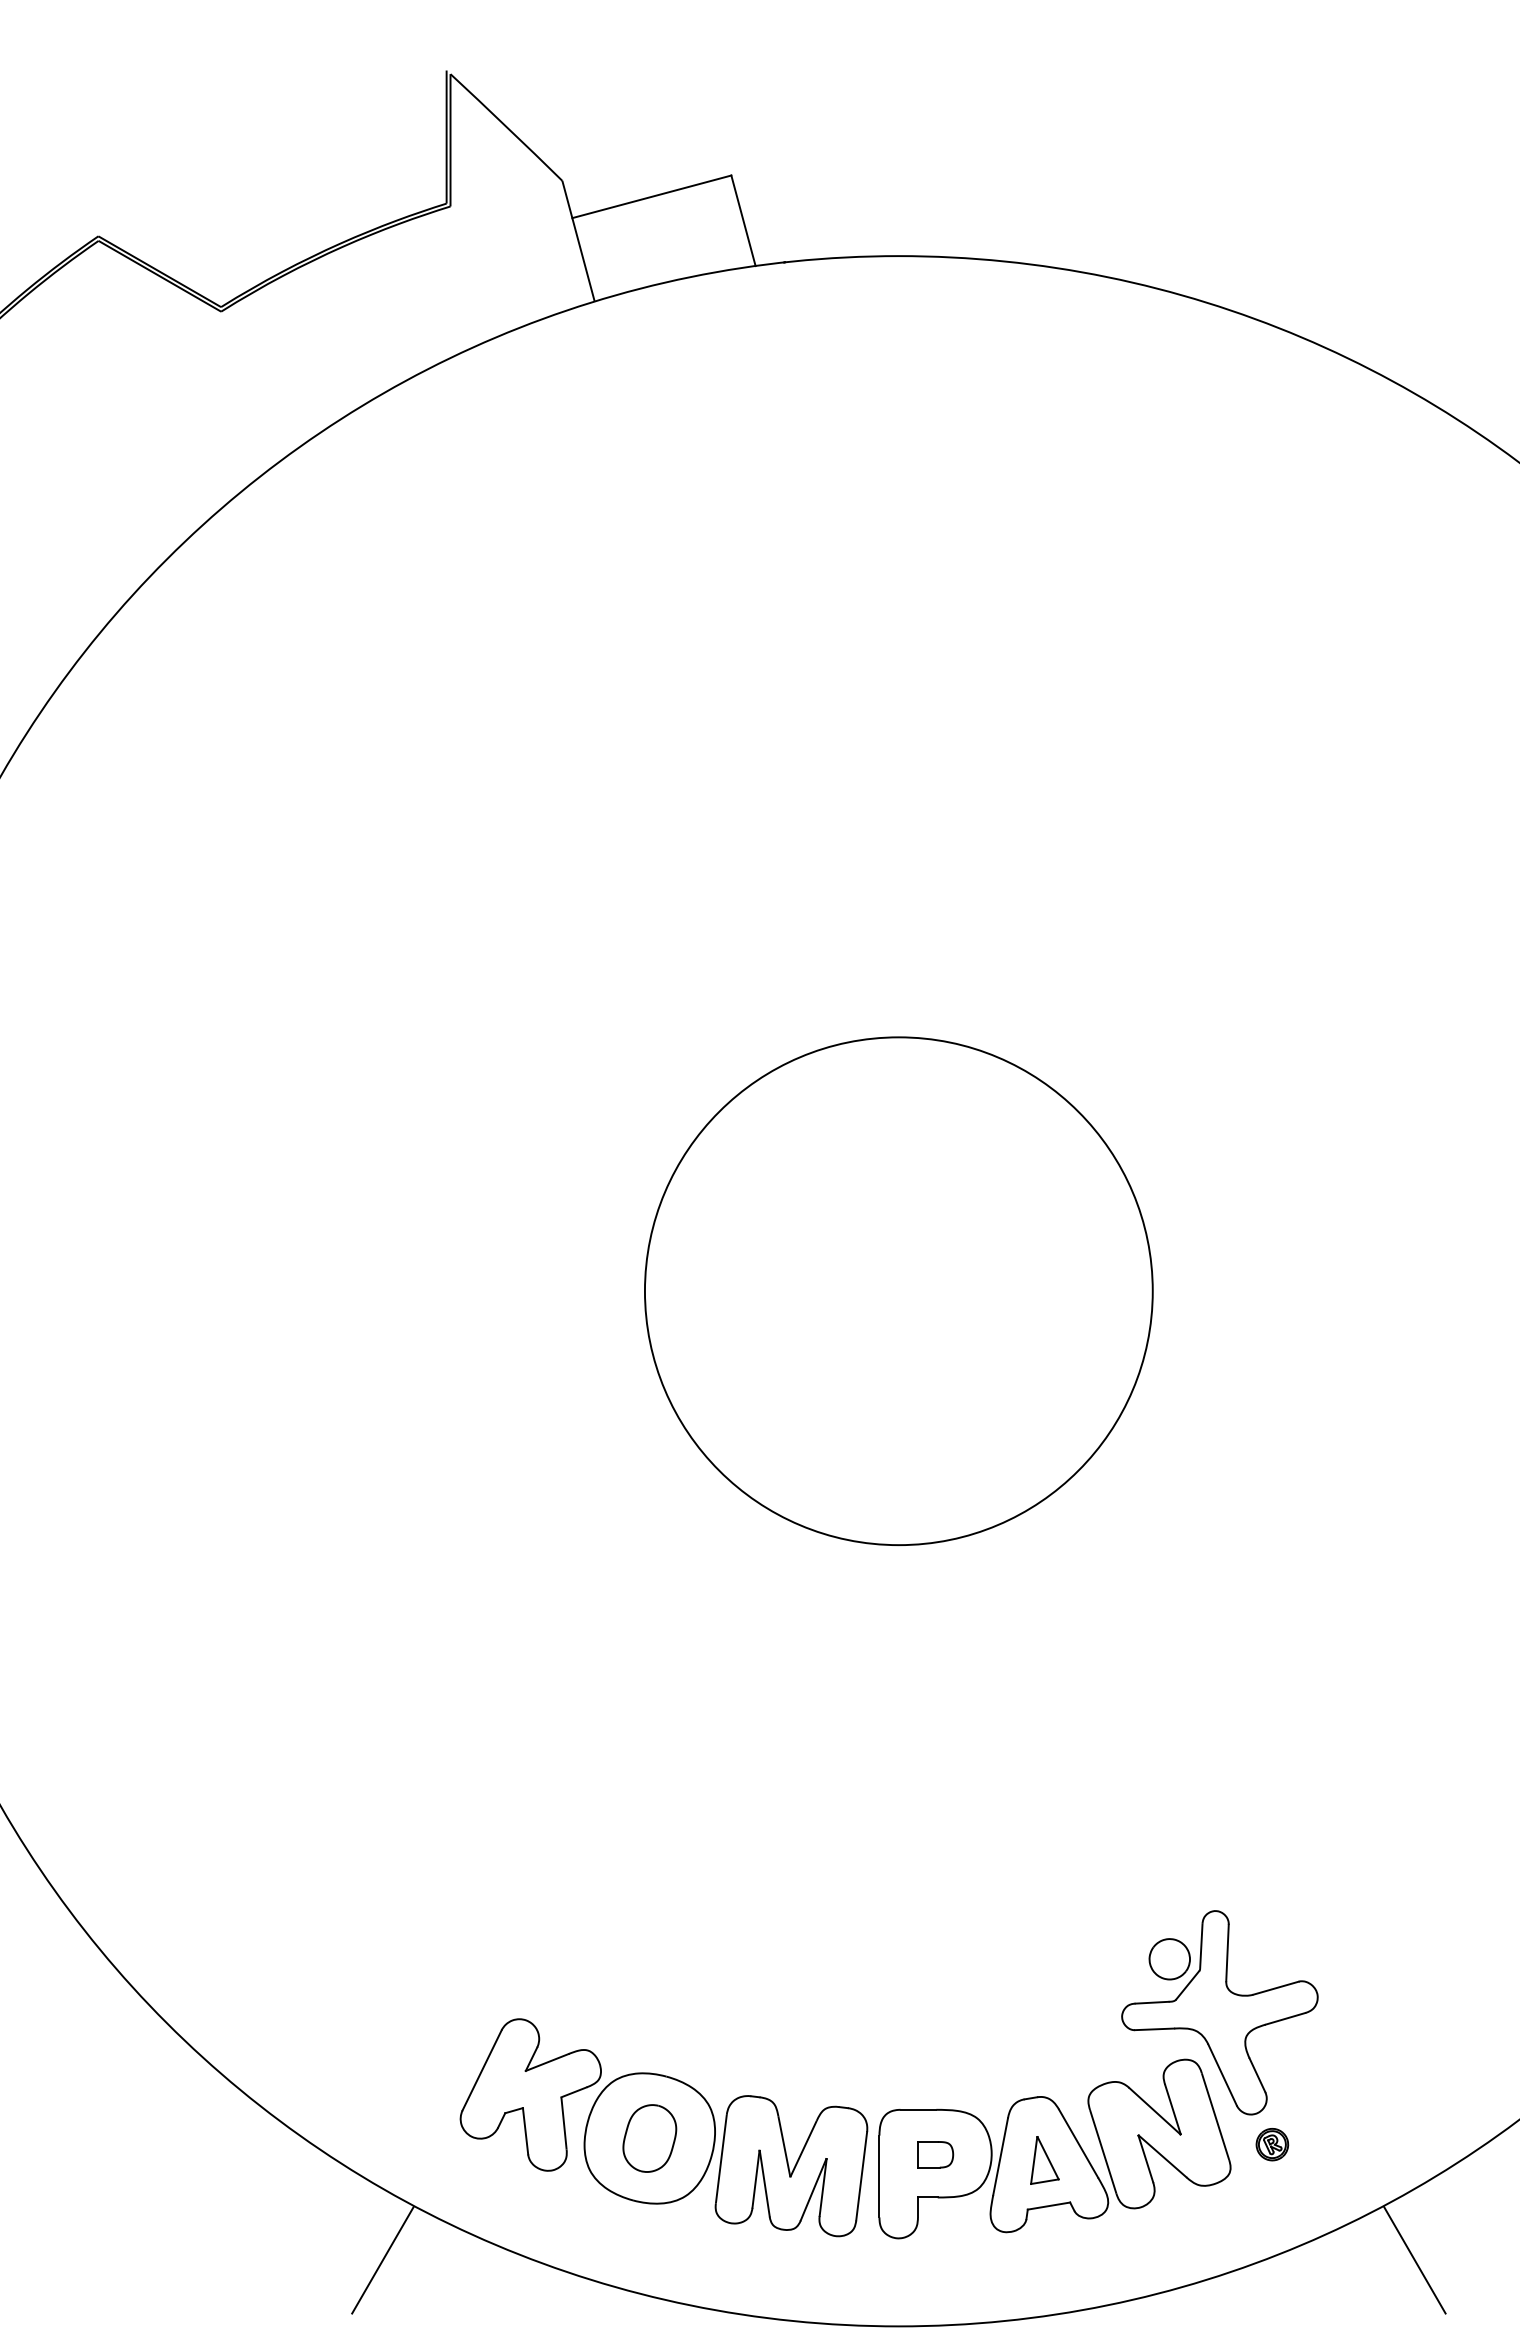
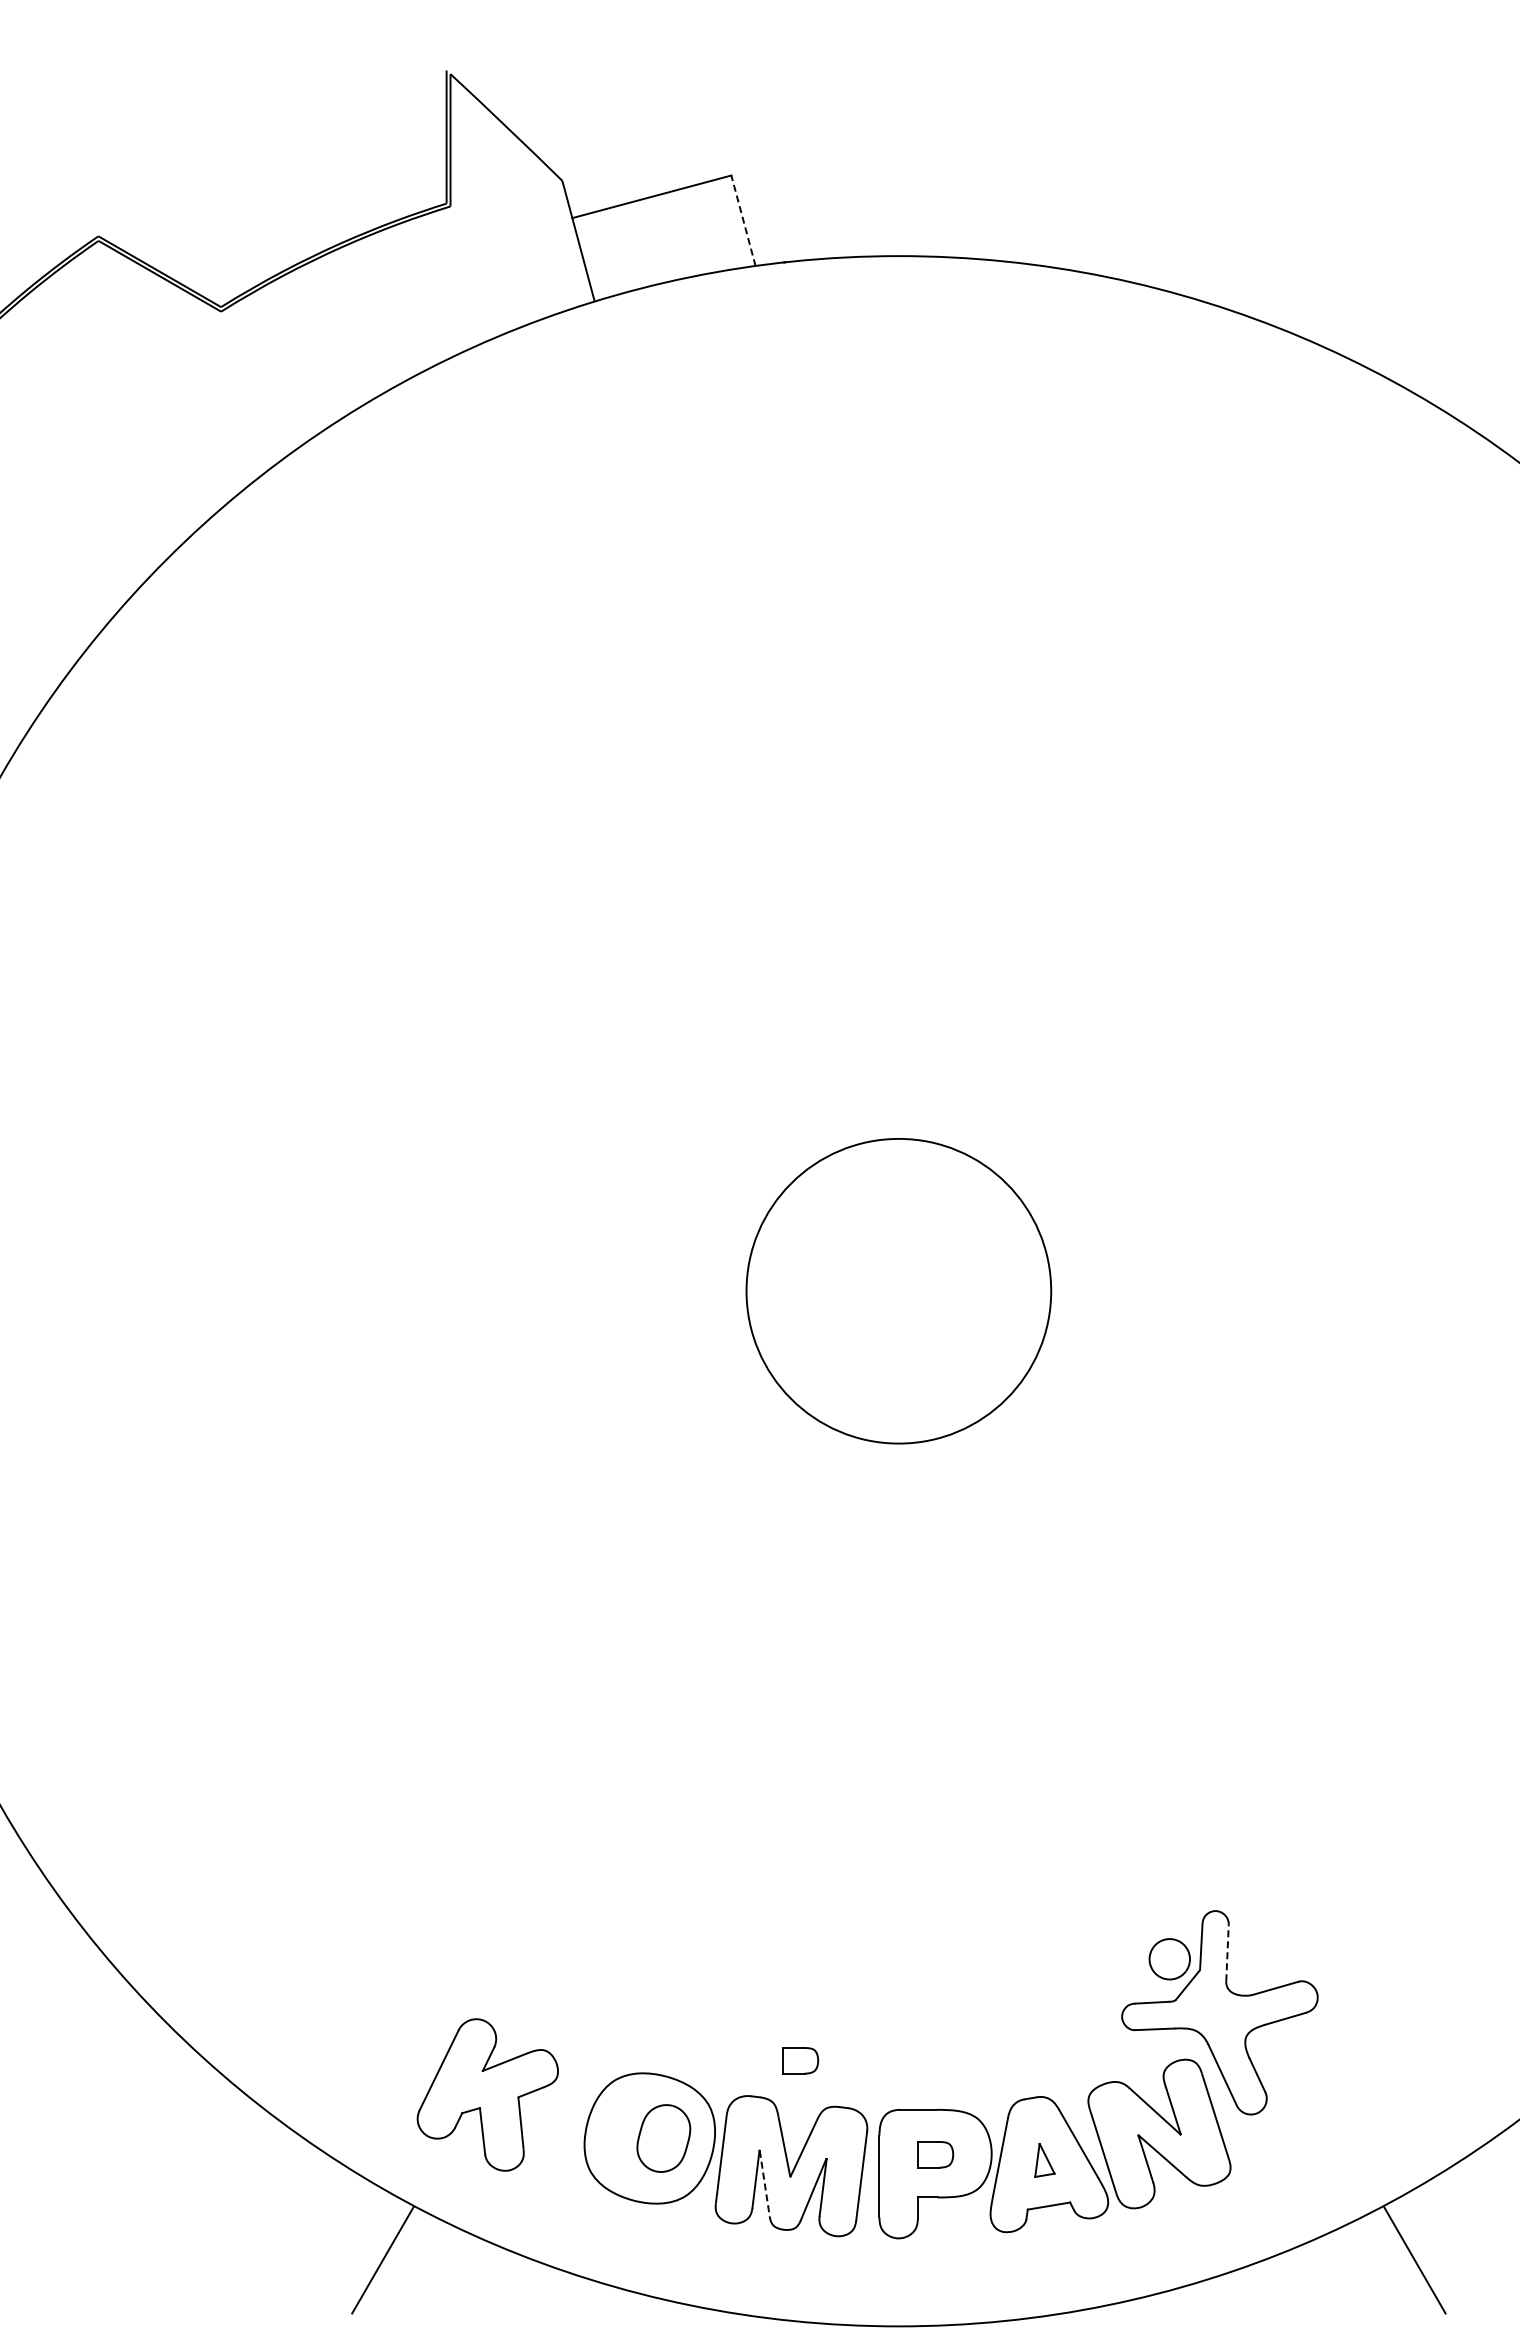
line: solid -> dashed (743, 220)
circle diameter: 508 px -> 305 px (898, 1290)
line: solid -> dashed (1227, 1952)
part: none -> present (800, 2060)
part position: (530, 2094) -> (487, 2094) (487, 2094)
part position: (649, 2138) -> (663, 2138) (663, 2138)
part: present -> none (1272, 2144)
part size: 30x49 px -> 22x35 px (1044, 2160)
line: solid -> dashed (764, 2184)
